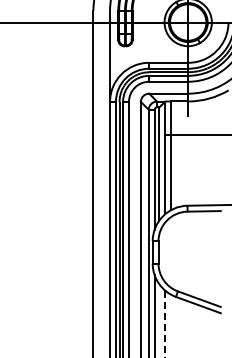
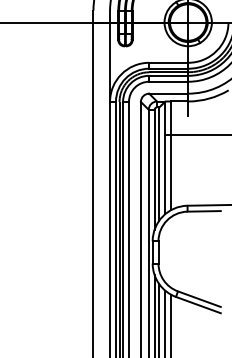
line: none -> present (159, 319)
line: dashed -> solid (165, 323)
line: none -> present (171, 324)
